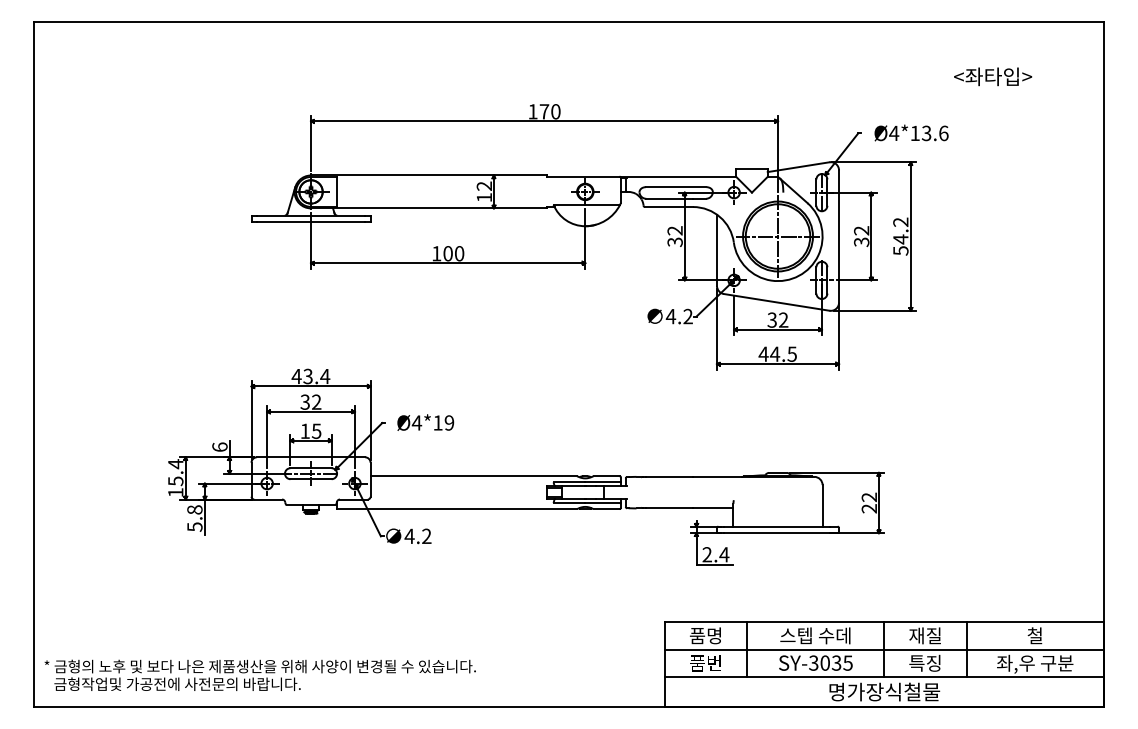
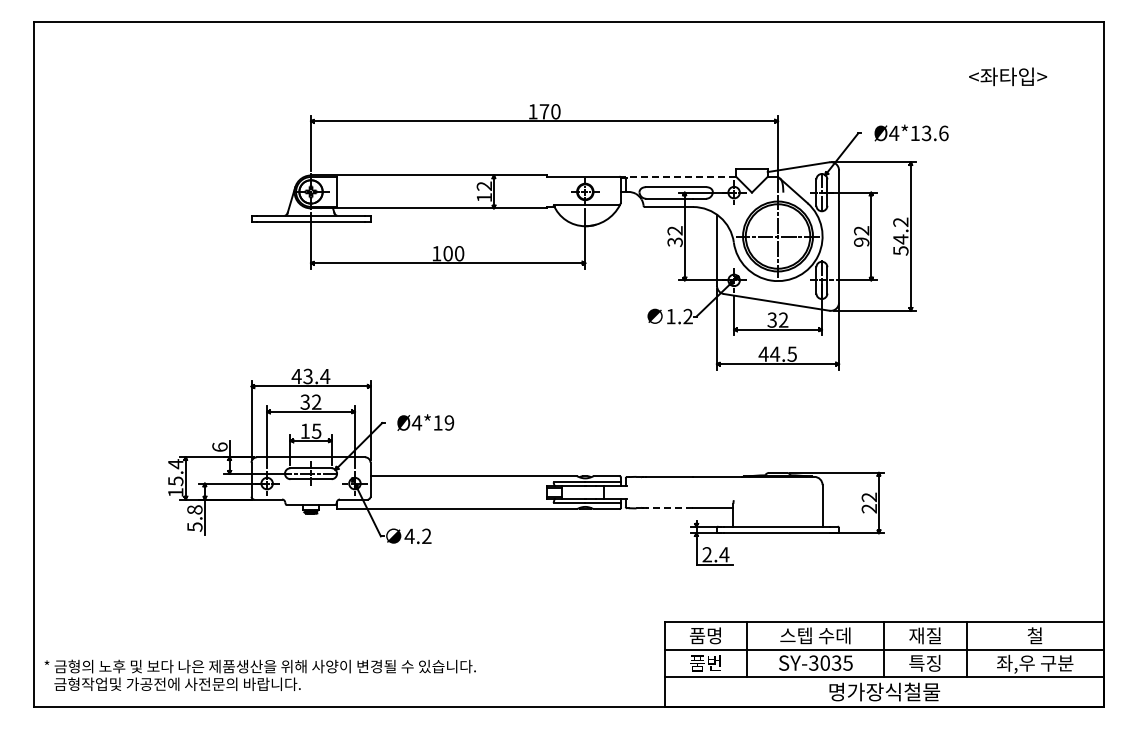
text position: (993, 76) -> (1008, 76) (1008, 76)
line: solid -> dashed (678, 176)
text: 32 -> 92 (861, 242)
text: 4.2 -> 1.2 (670, 316)
line: solid -> dashed (669, 508)
